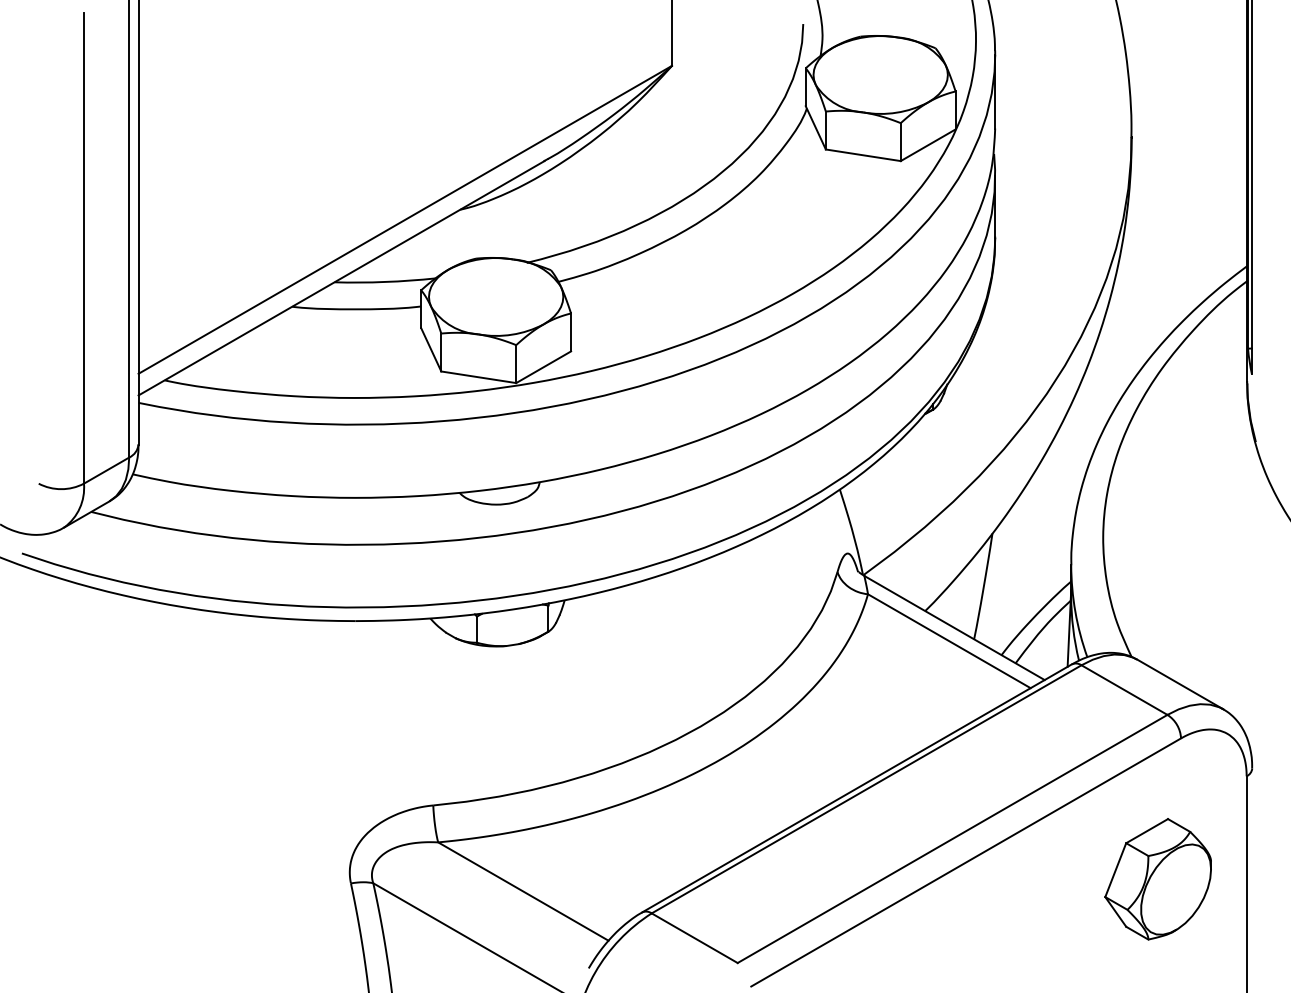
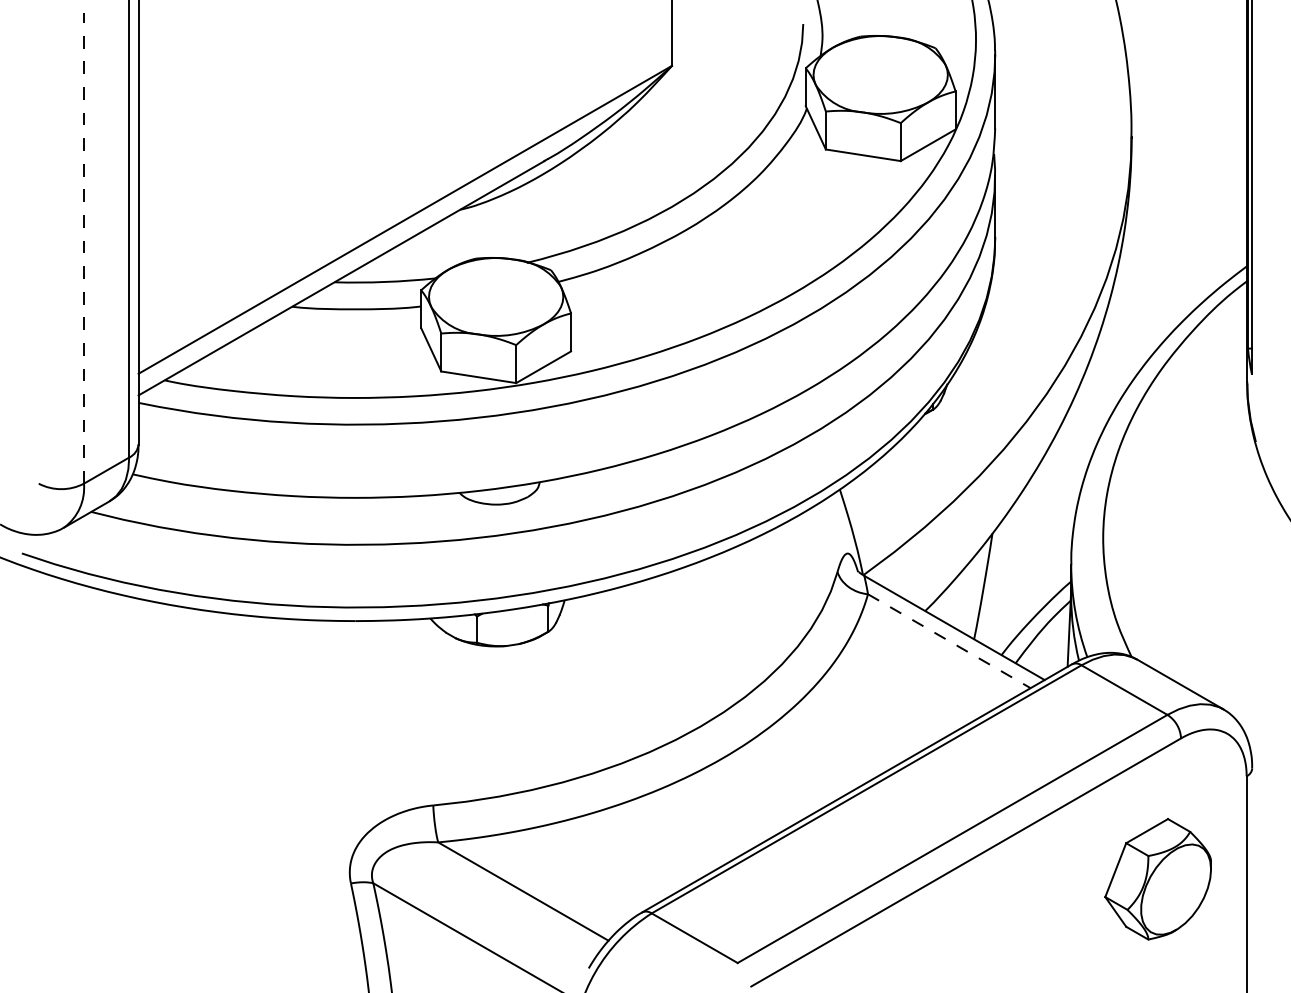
line: solid -> dashed (83, 248)
line: solid -> dashed (949, 641)
